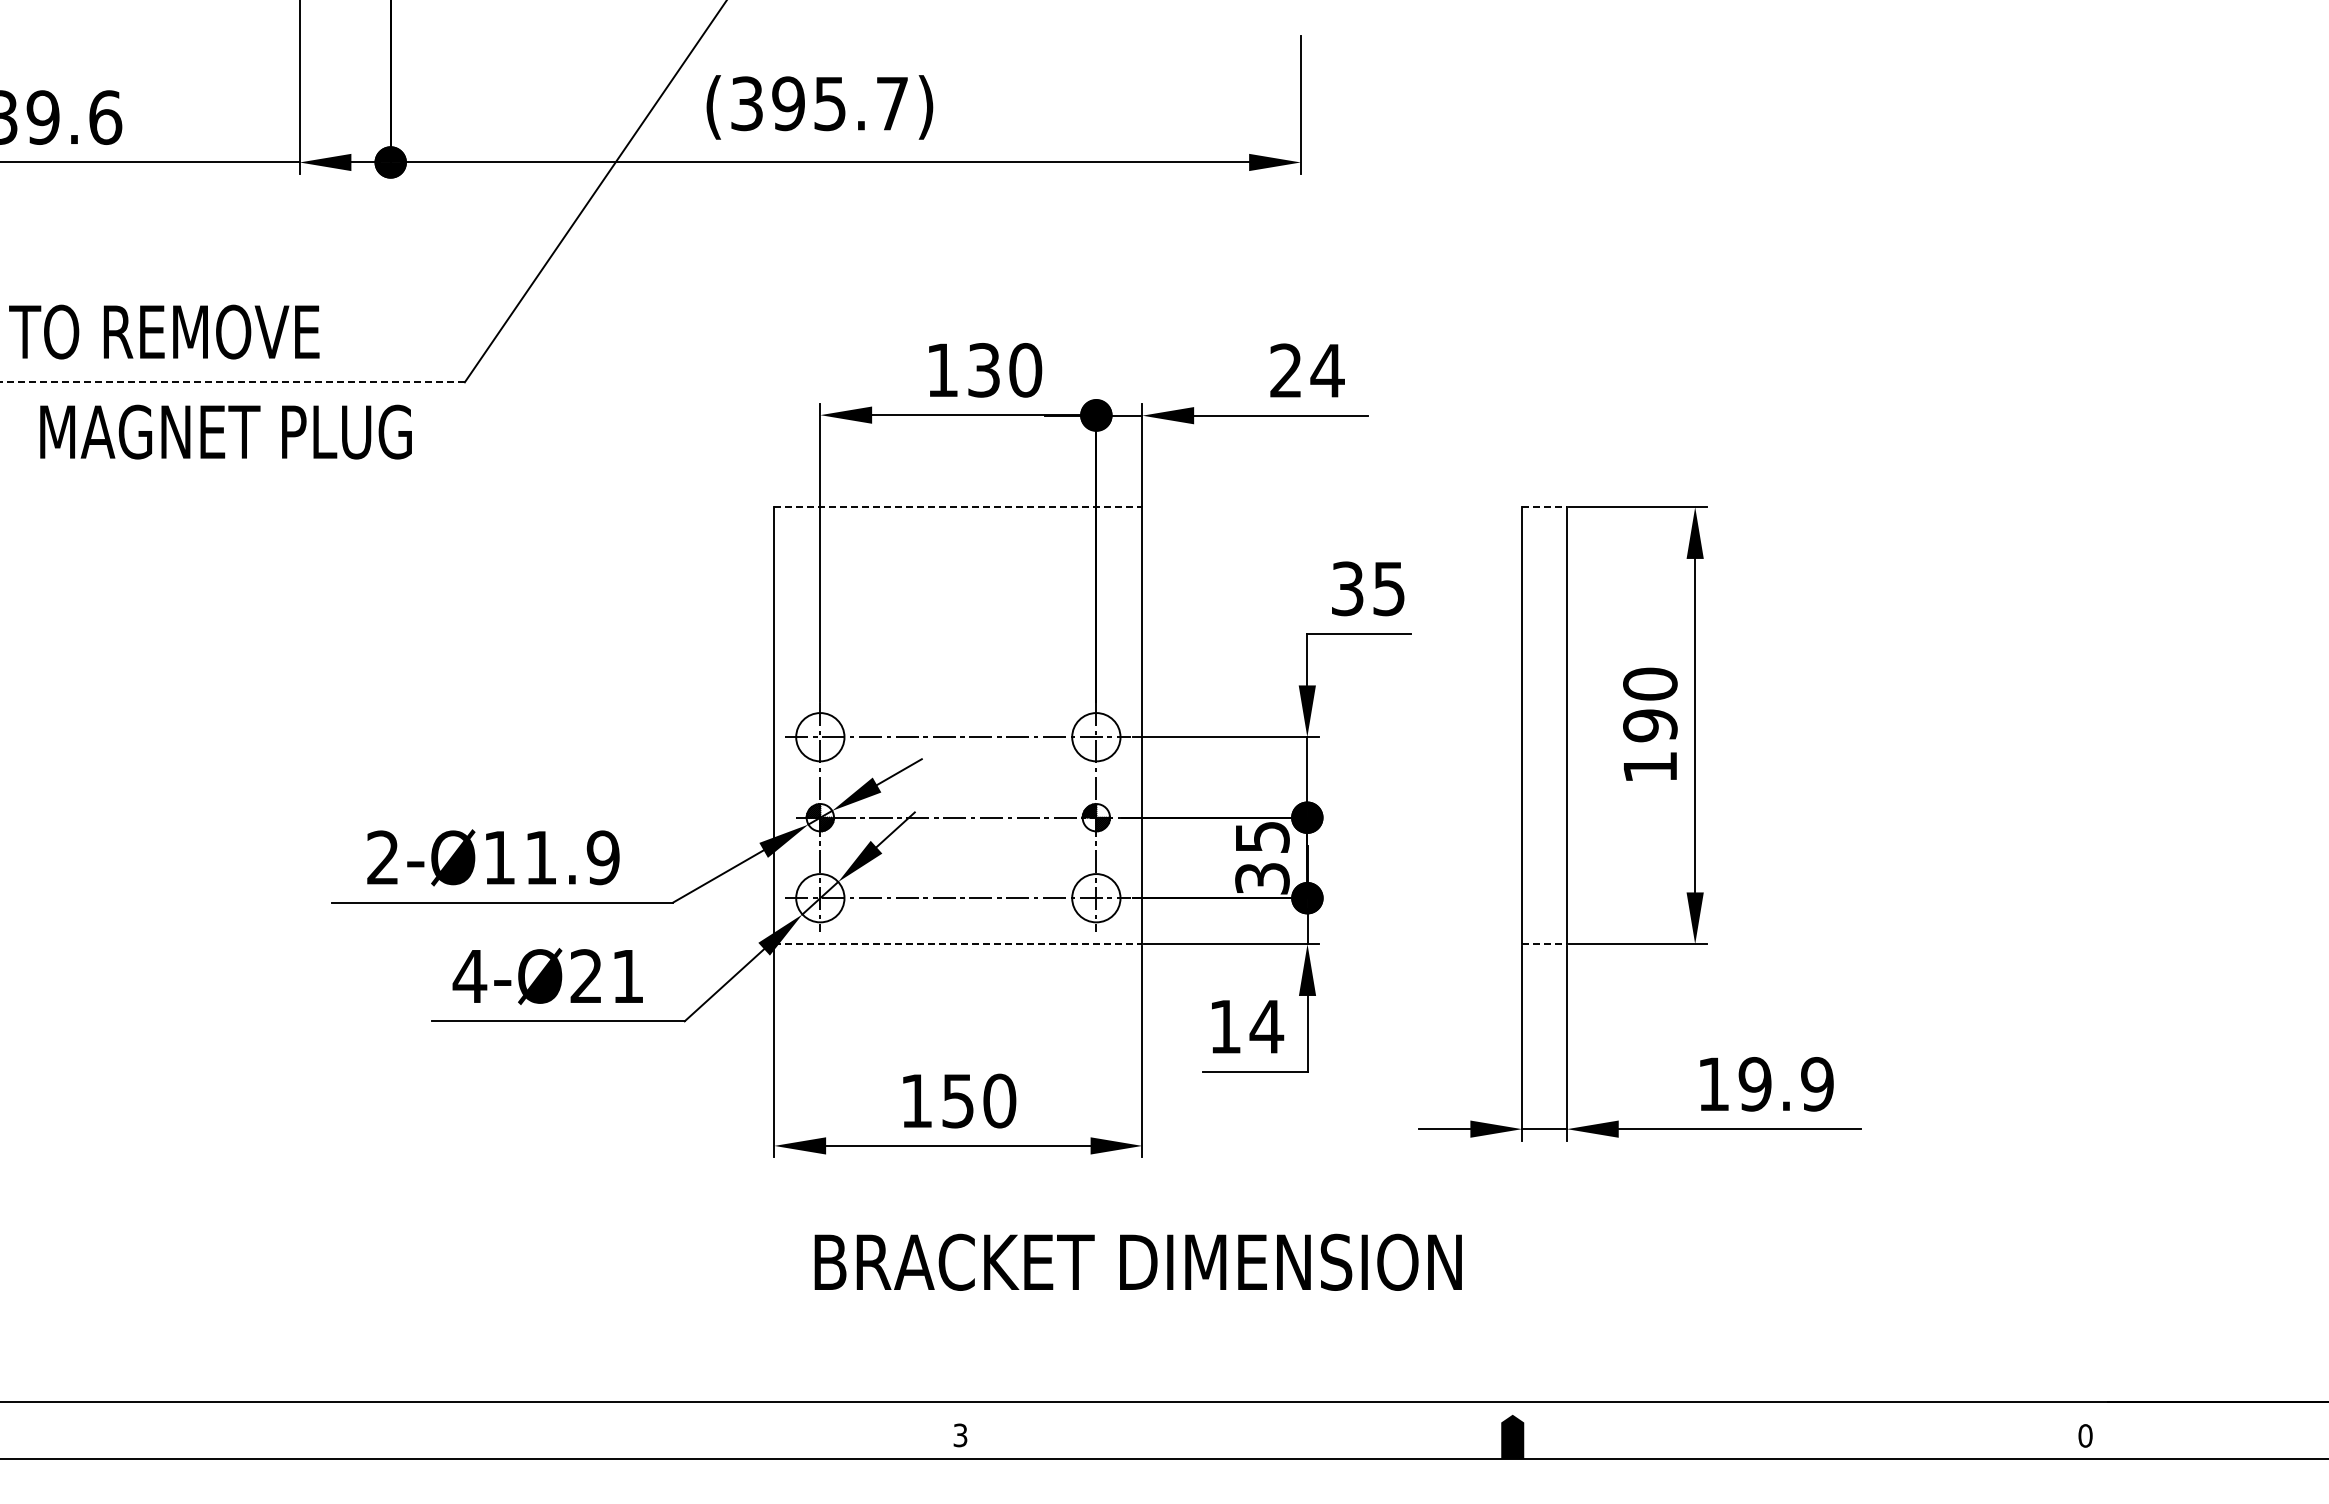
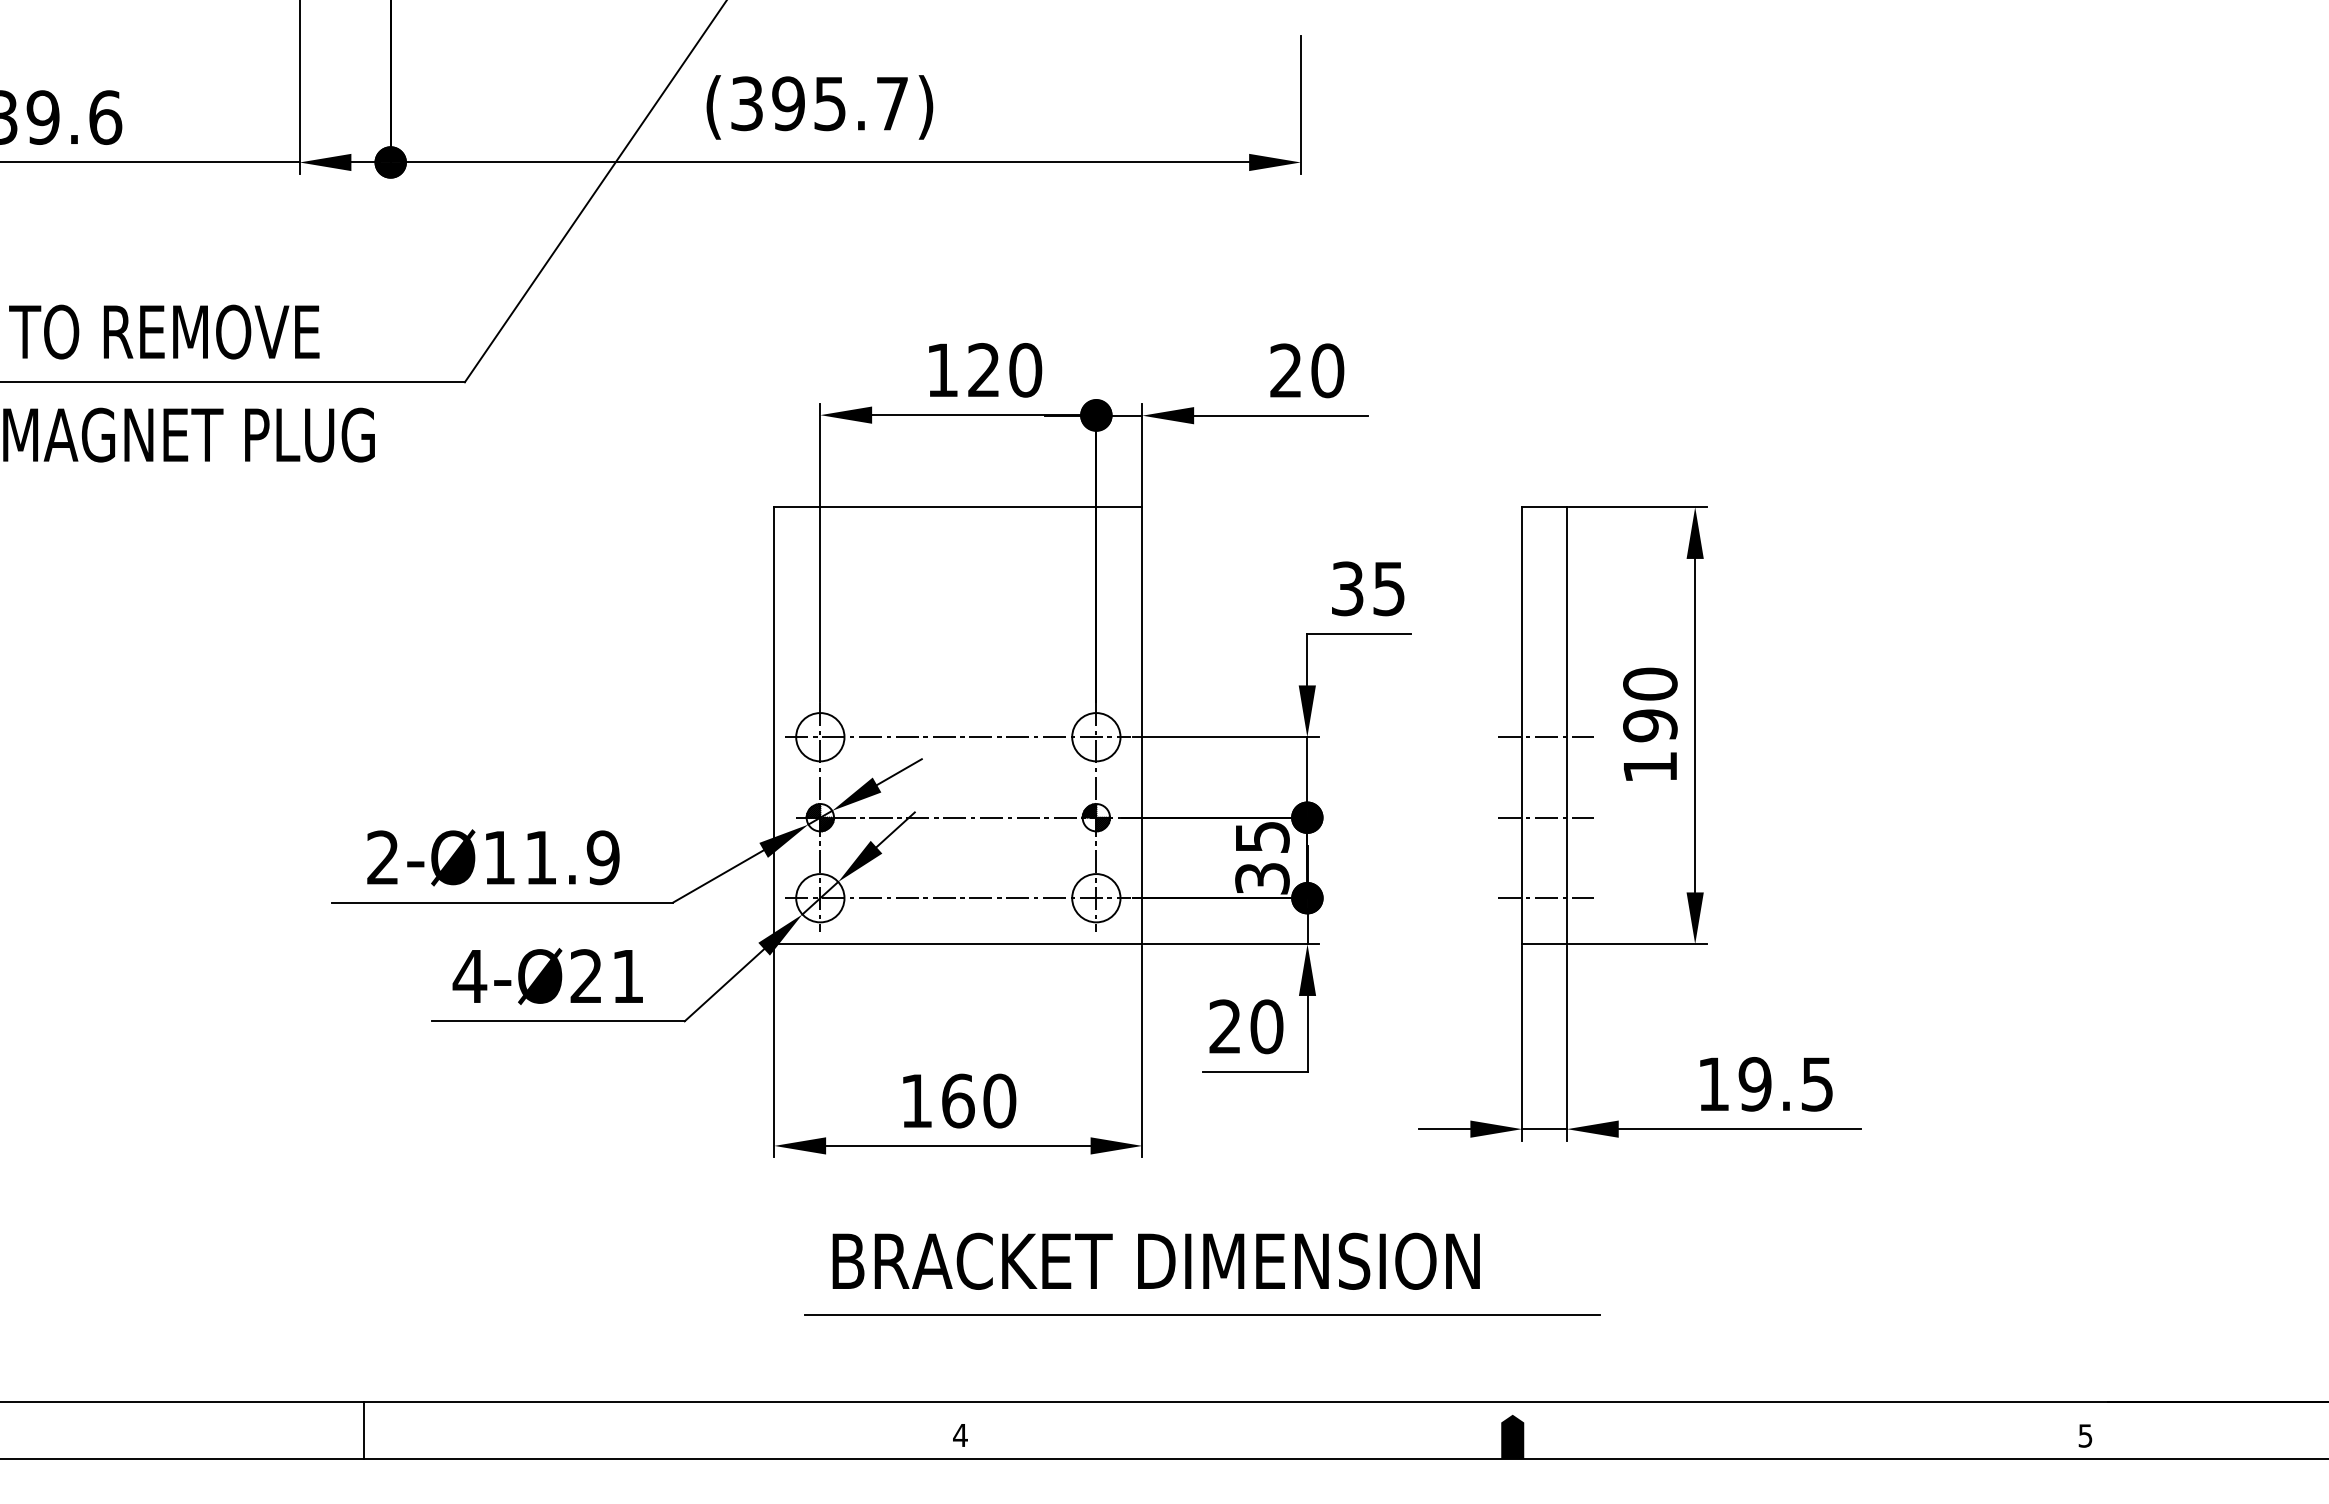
text: 130 -> 120 (983, 370)
text: 24 -> 20 (1327, 370)
line: dashed -> solid (232, 382)
text position: (225, 431) -> (188, 434) (188, 434)
line: dashed -> solid (958, 507)
line: dashed -> solid (1545, 507)
line: none -> present (1545, 737)
line: none -> present (1545, 817)
line: none -> present (1545, 898)
line: dashed -> solid (958, 944)
line: dashed -> solid (1545, 944)
text: 14 -> 20 (1246, 1026)
text: 19.9 -> 19.5 (1817, 1084)
text: 150 -> 160 (958, 1100)
text position: (1137, 1261) -> (1155, 1260) (1155, 1260)
line: none -> present (1201, 1314)
line: none -> present (364, 1430)
text: 3 -> 4 (960, 1435)
text: 0 -> 5 (2085, 1435)
